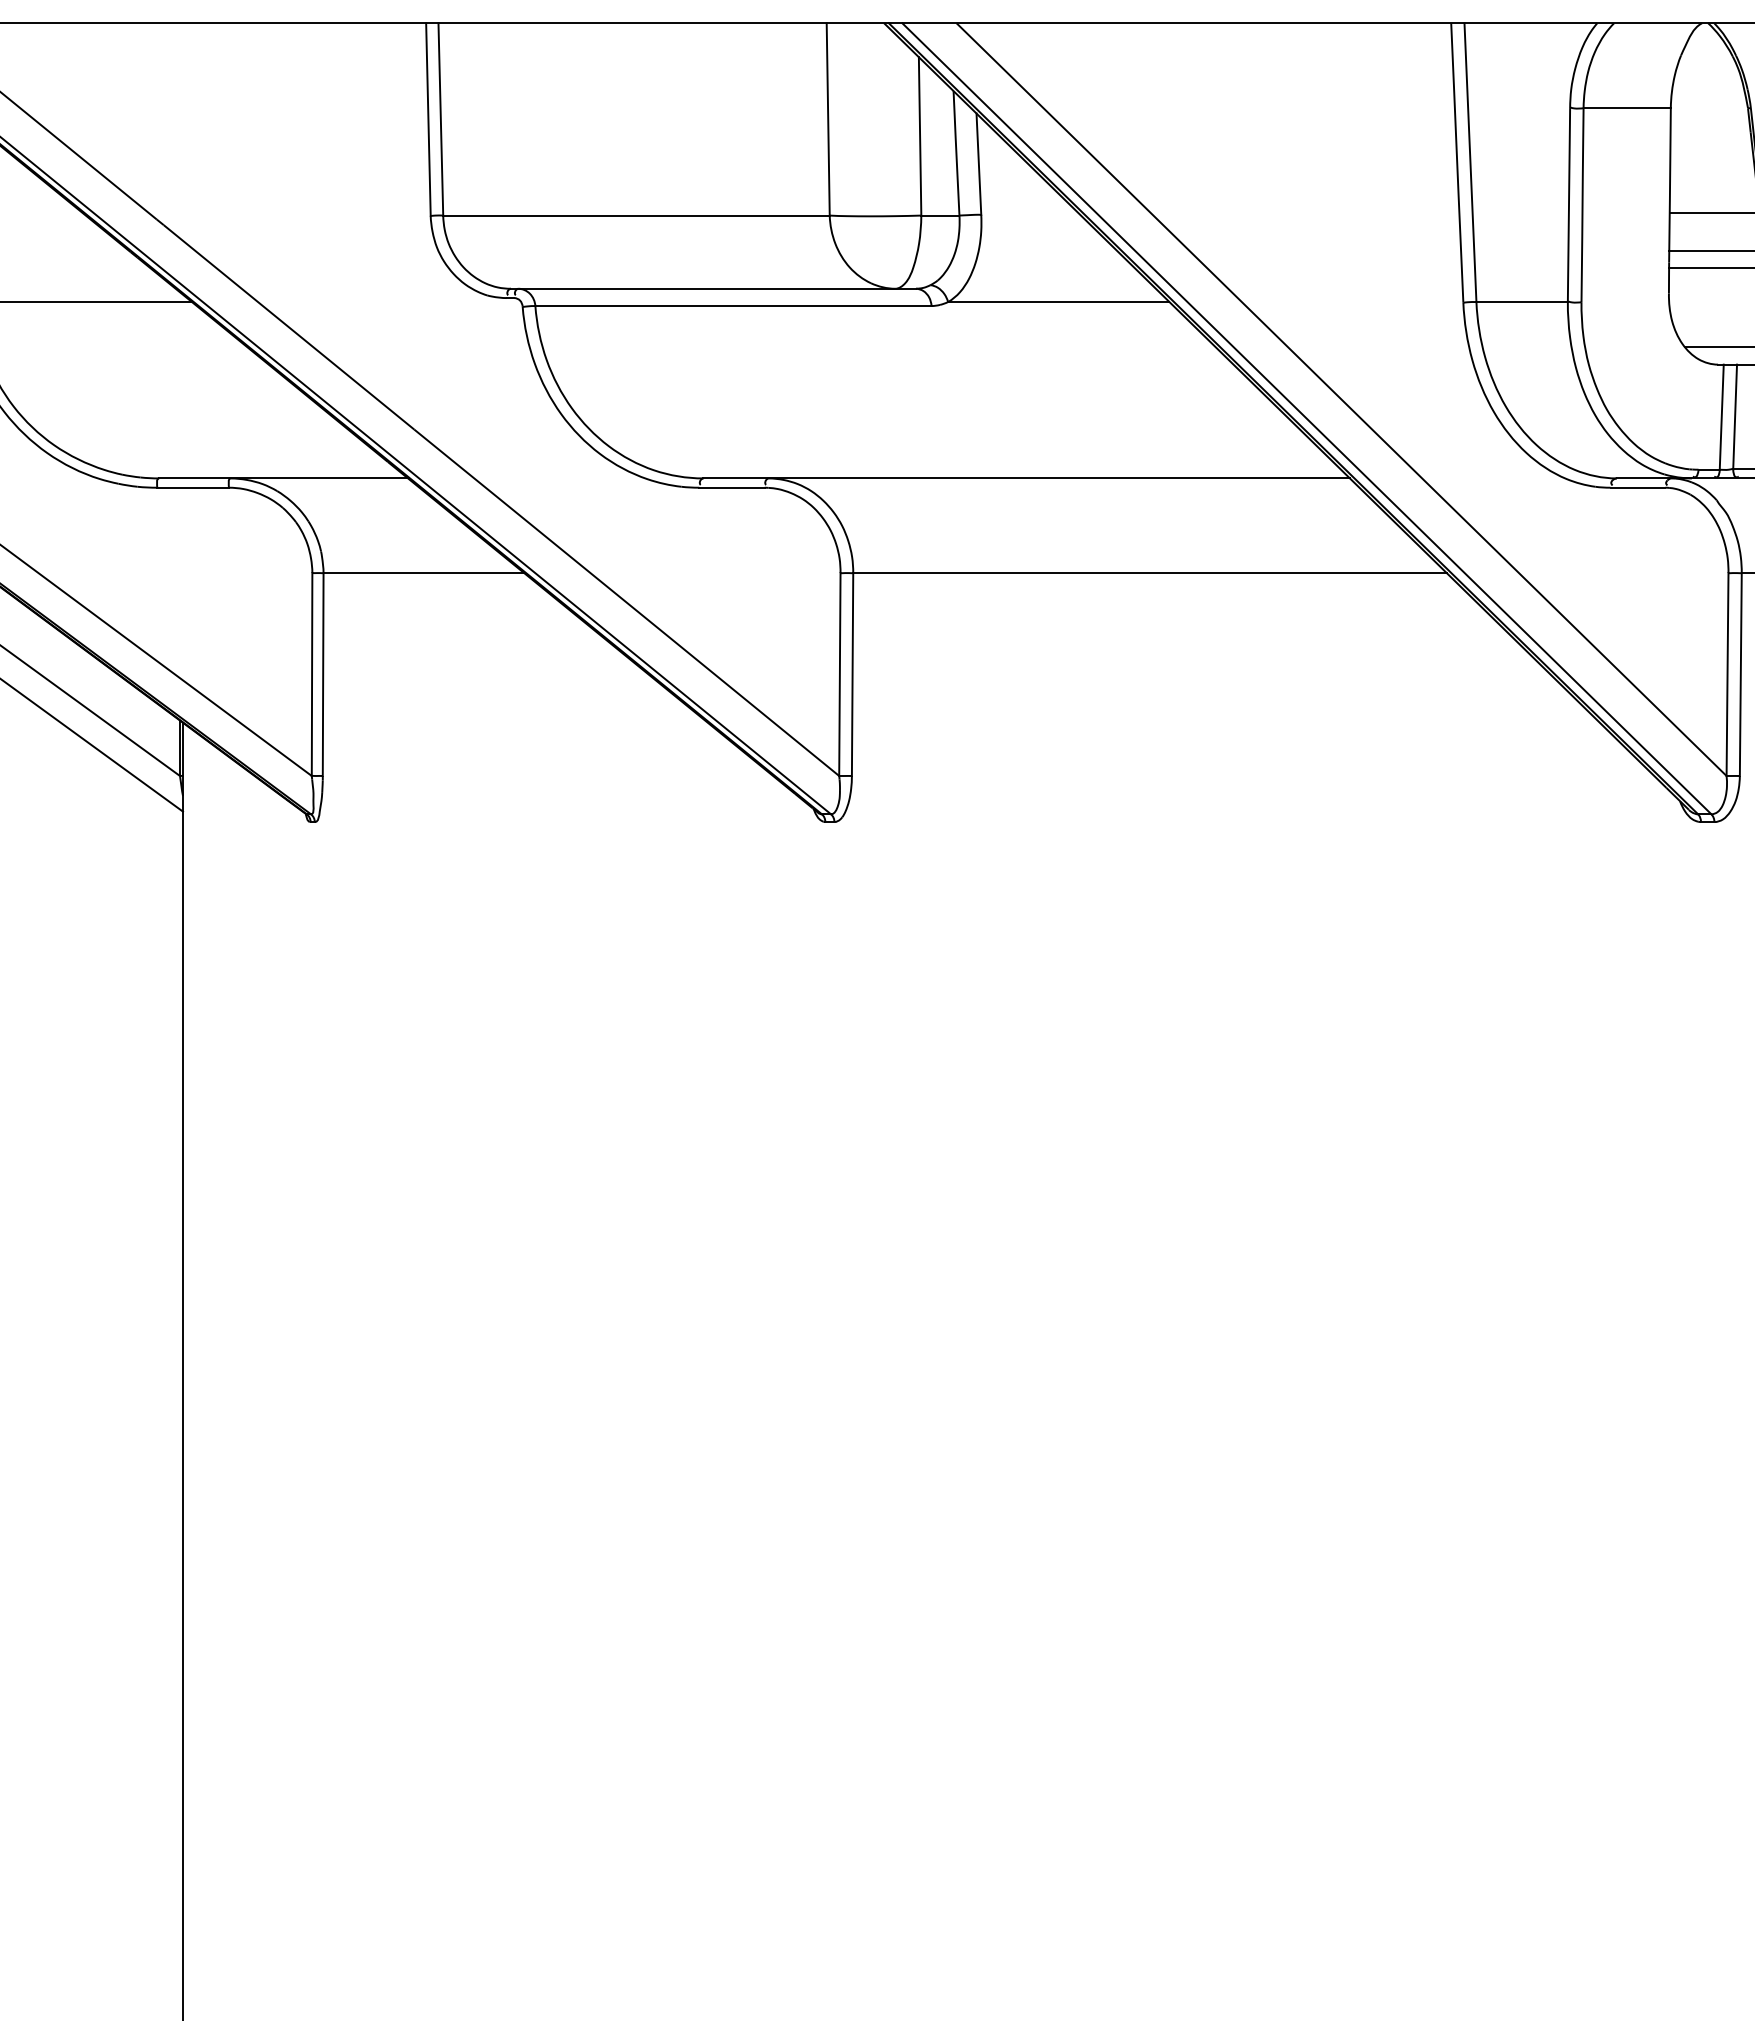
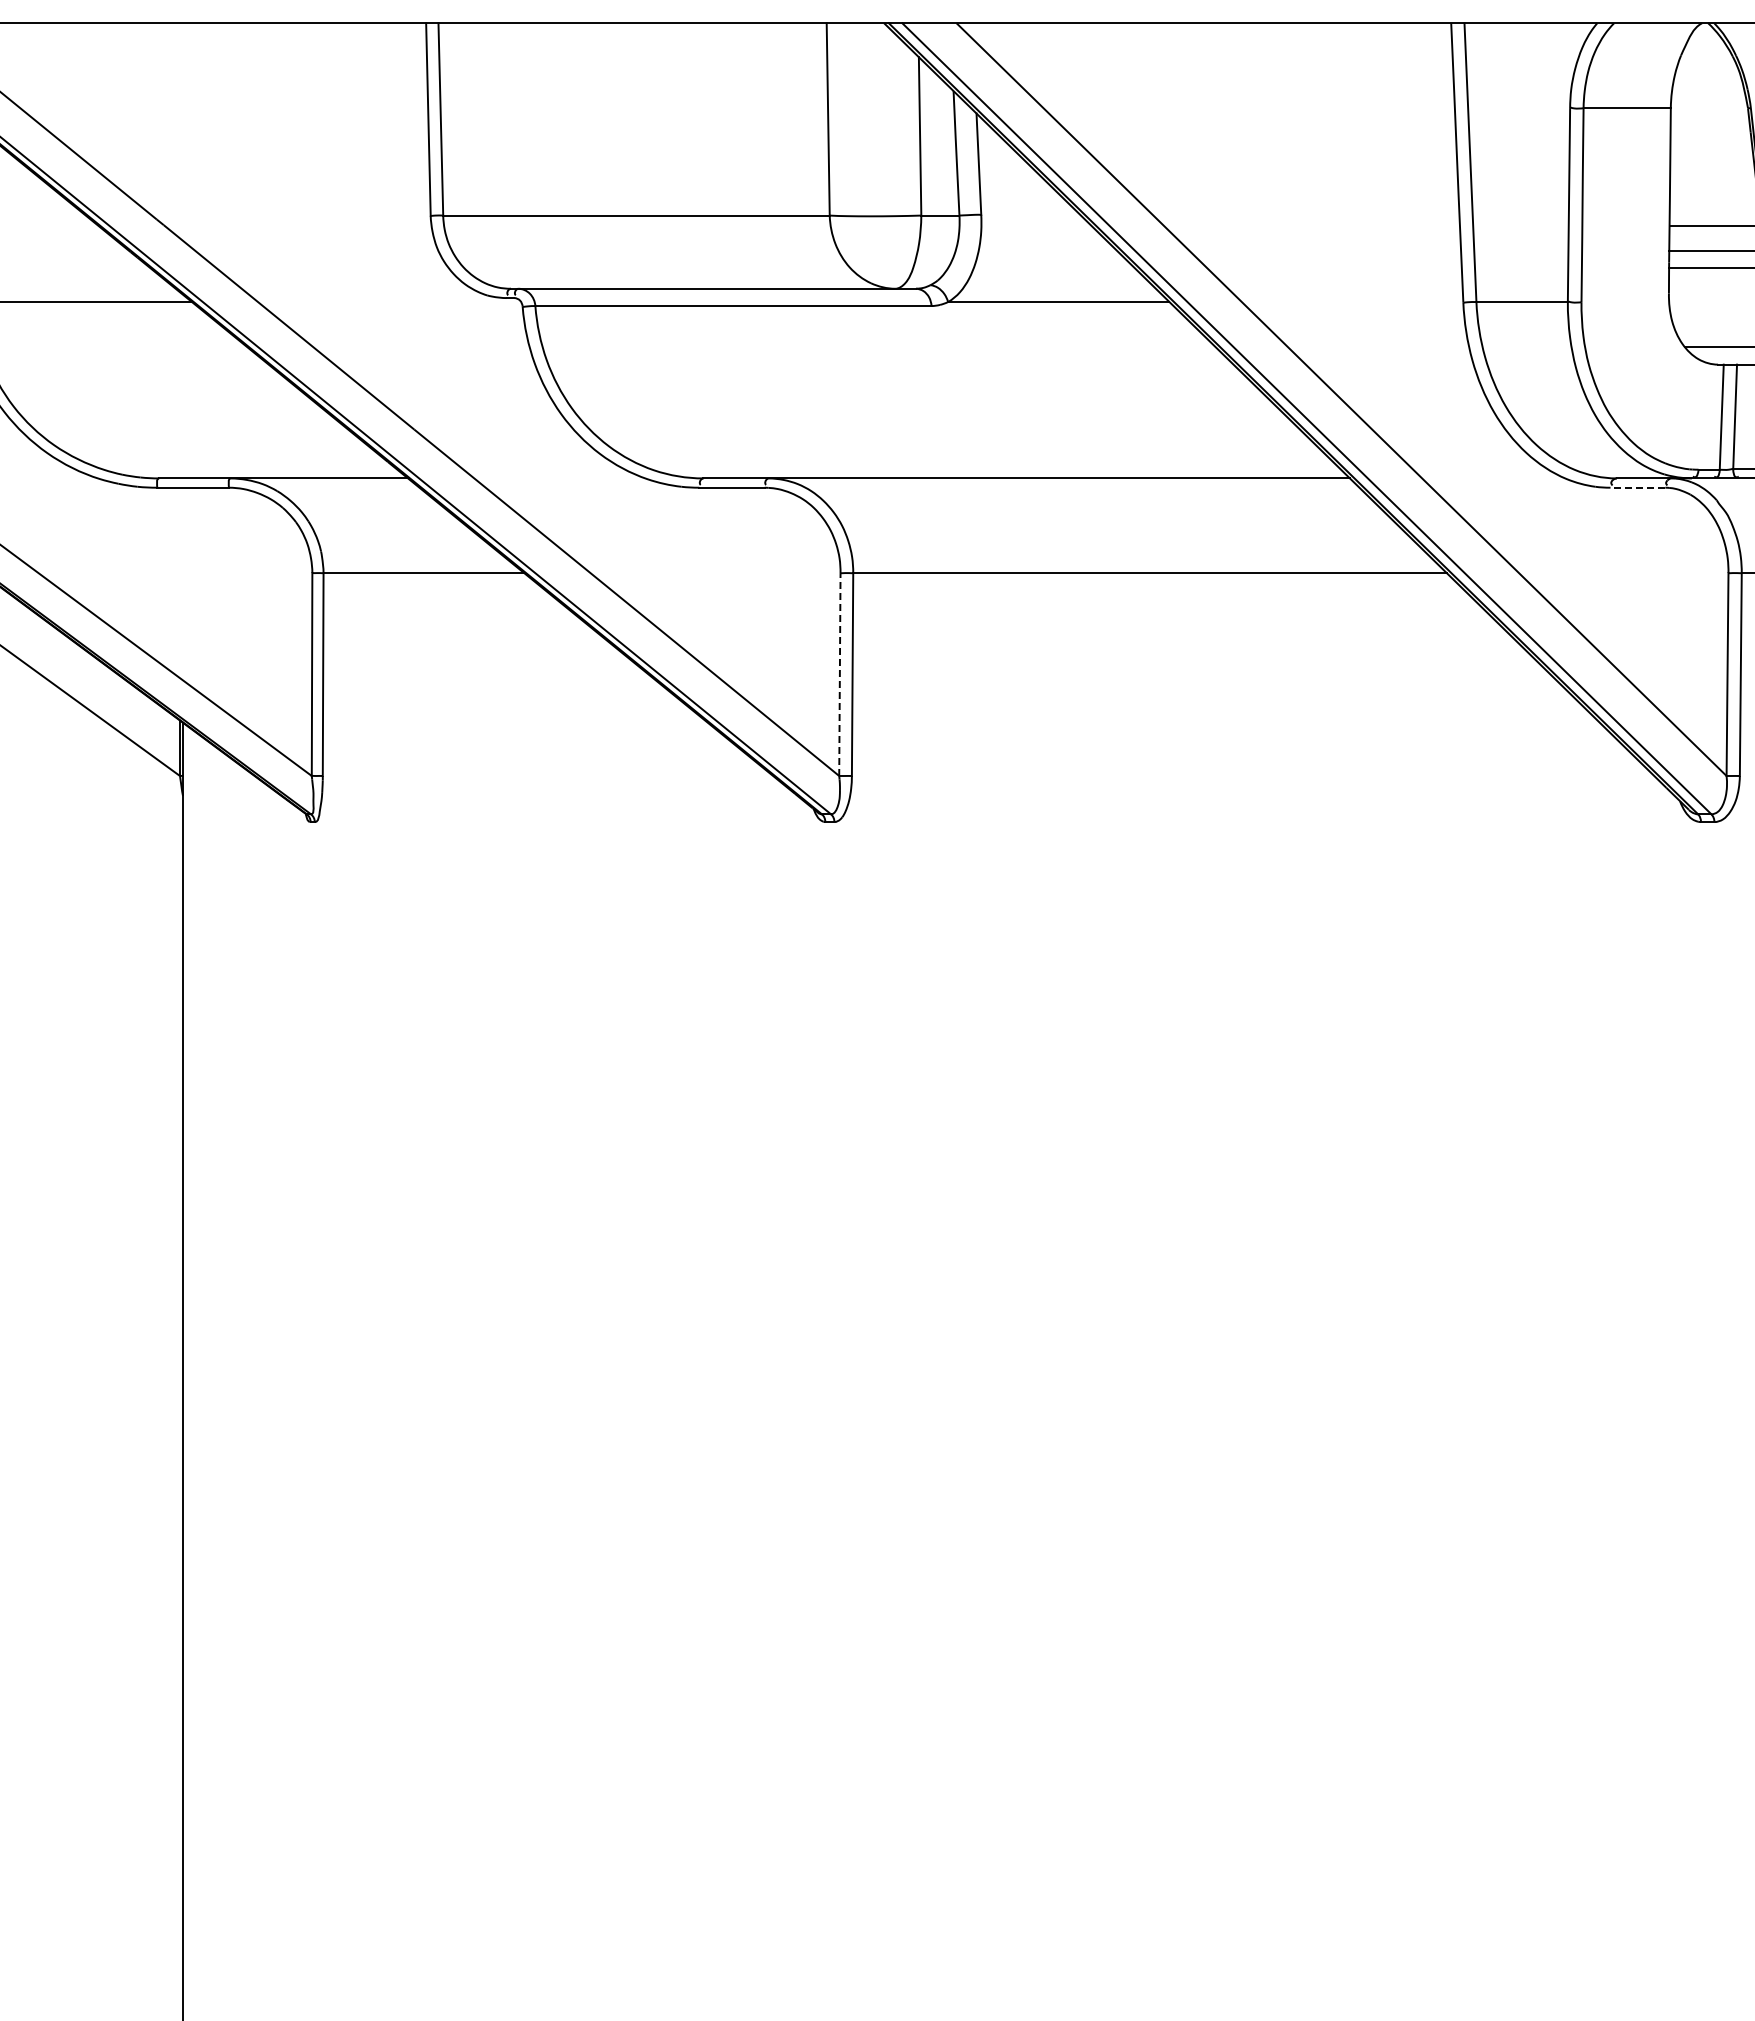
line position: (1710, 213) -> (1710, 226) (1710, 226)
line: solid -> dashed (1637, 487)
line: solid -> dashed (839, 674)
line: present -> none (92, 745)
